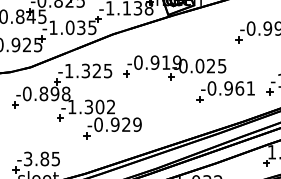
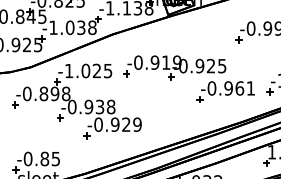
text: -1.035 -> -1.038 (92, 27)
text: -0.025 -> -0.925 (199, 66)
text: -1.325 -> -1.025 (85, 70)
text: -1.302 -> -0.938 (91, 106)
text: -3.85 -> -0.85 (27, 158)
